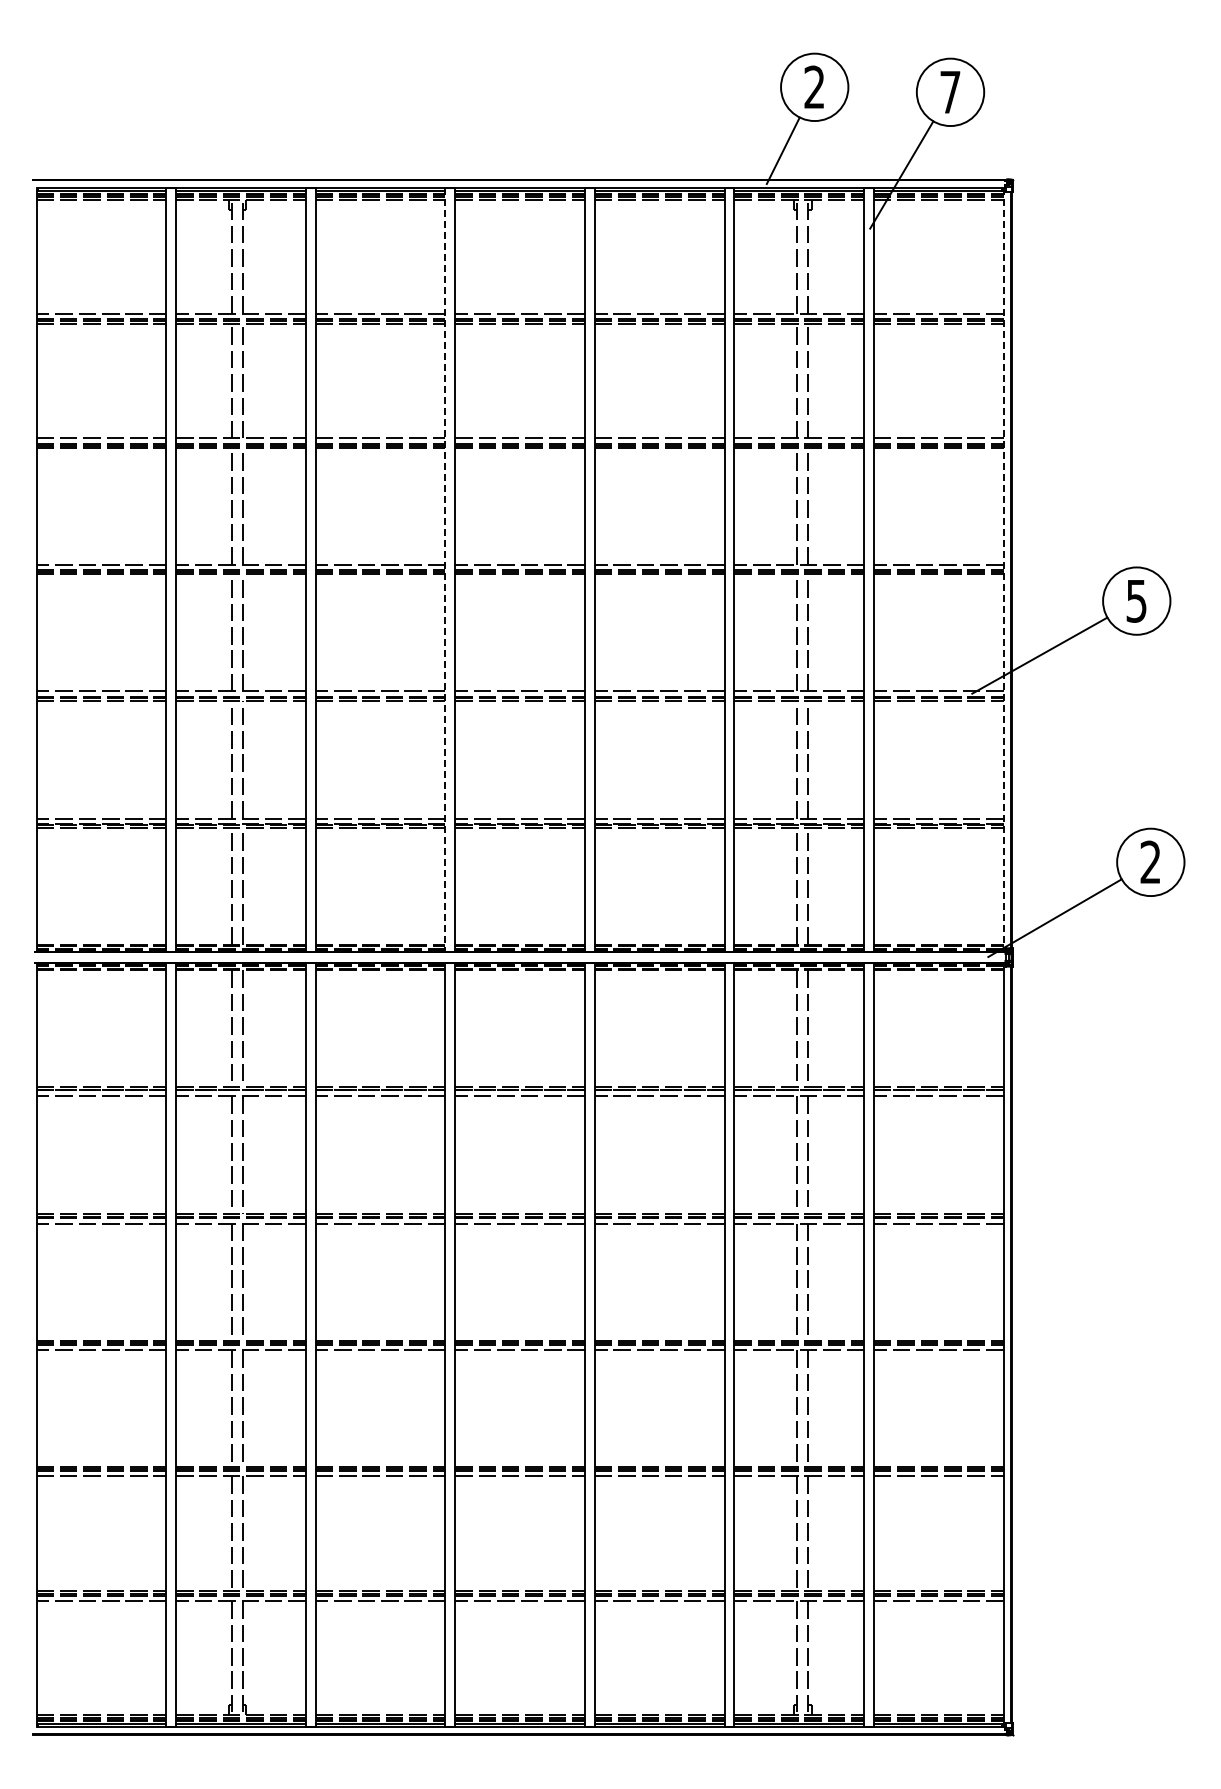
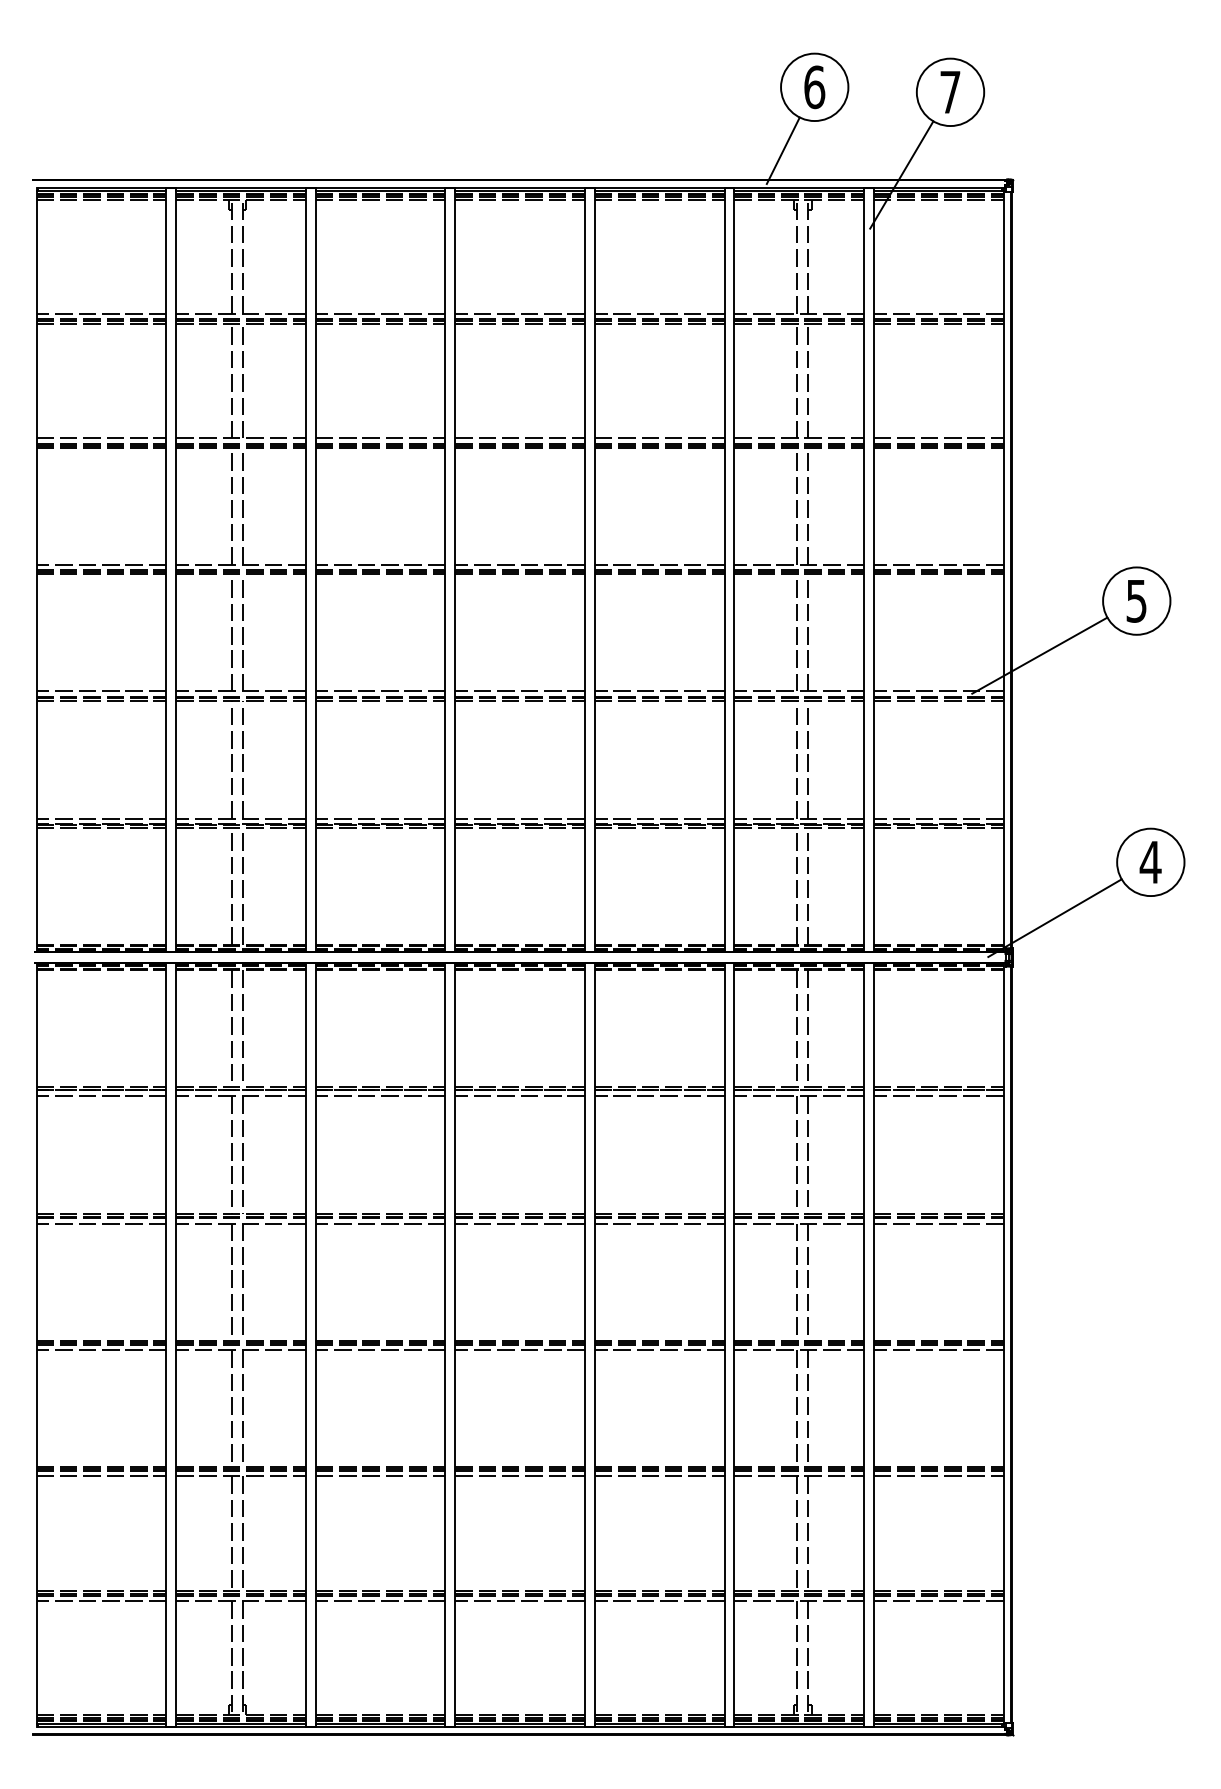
text: 2 -> 6 (814, 87)
line: dashed -> solid (445, 570)
line: dashed -> solid (1003, 570)
text: 2 -> 4 (1150, 861)
